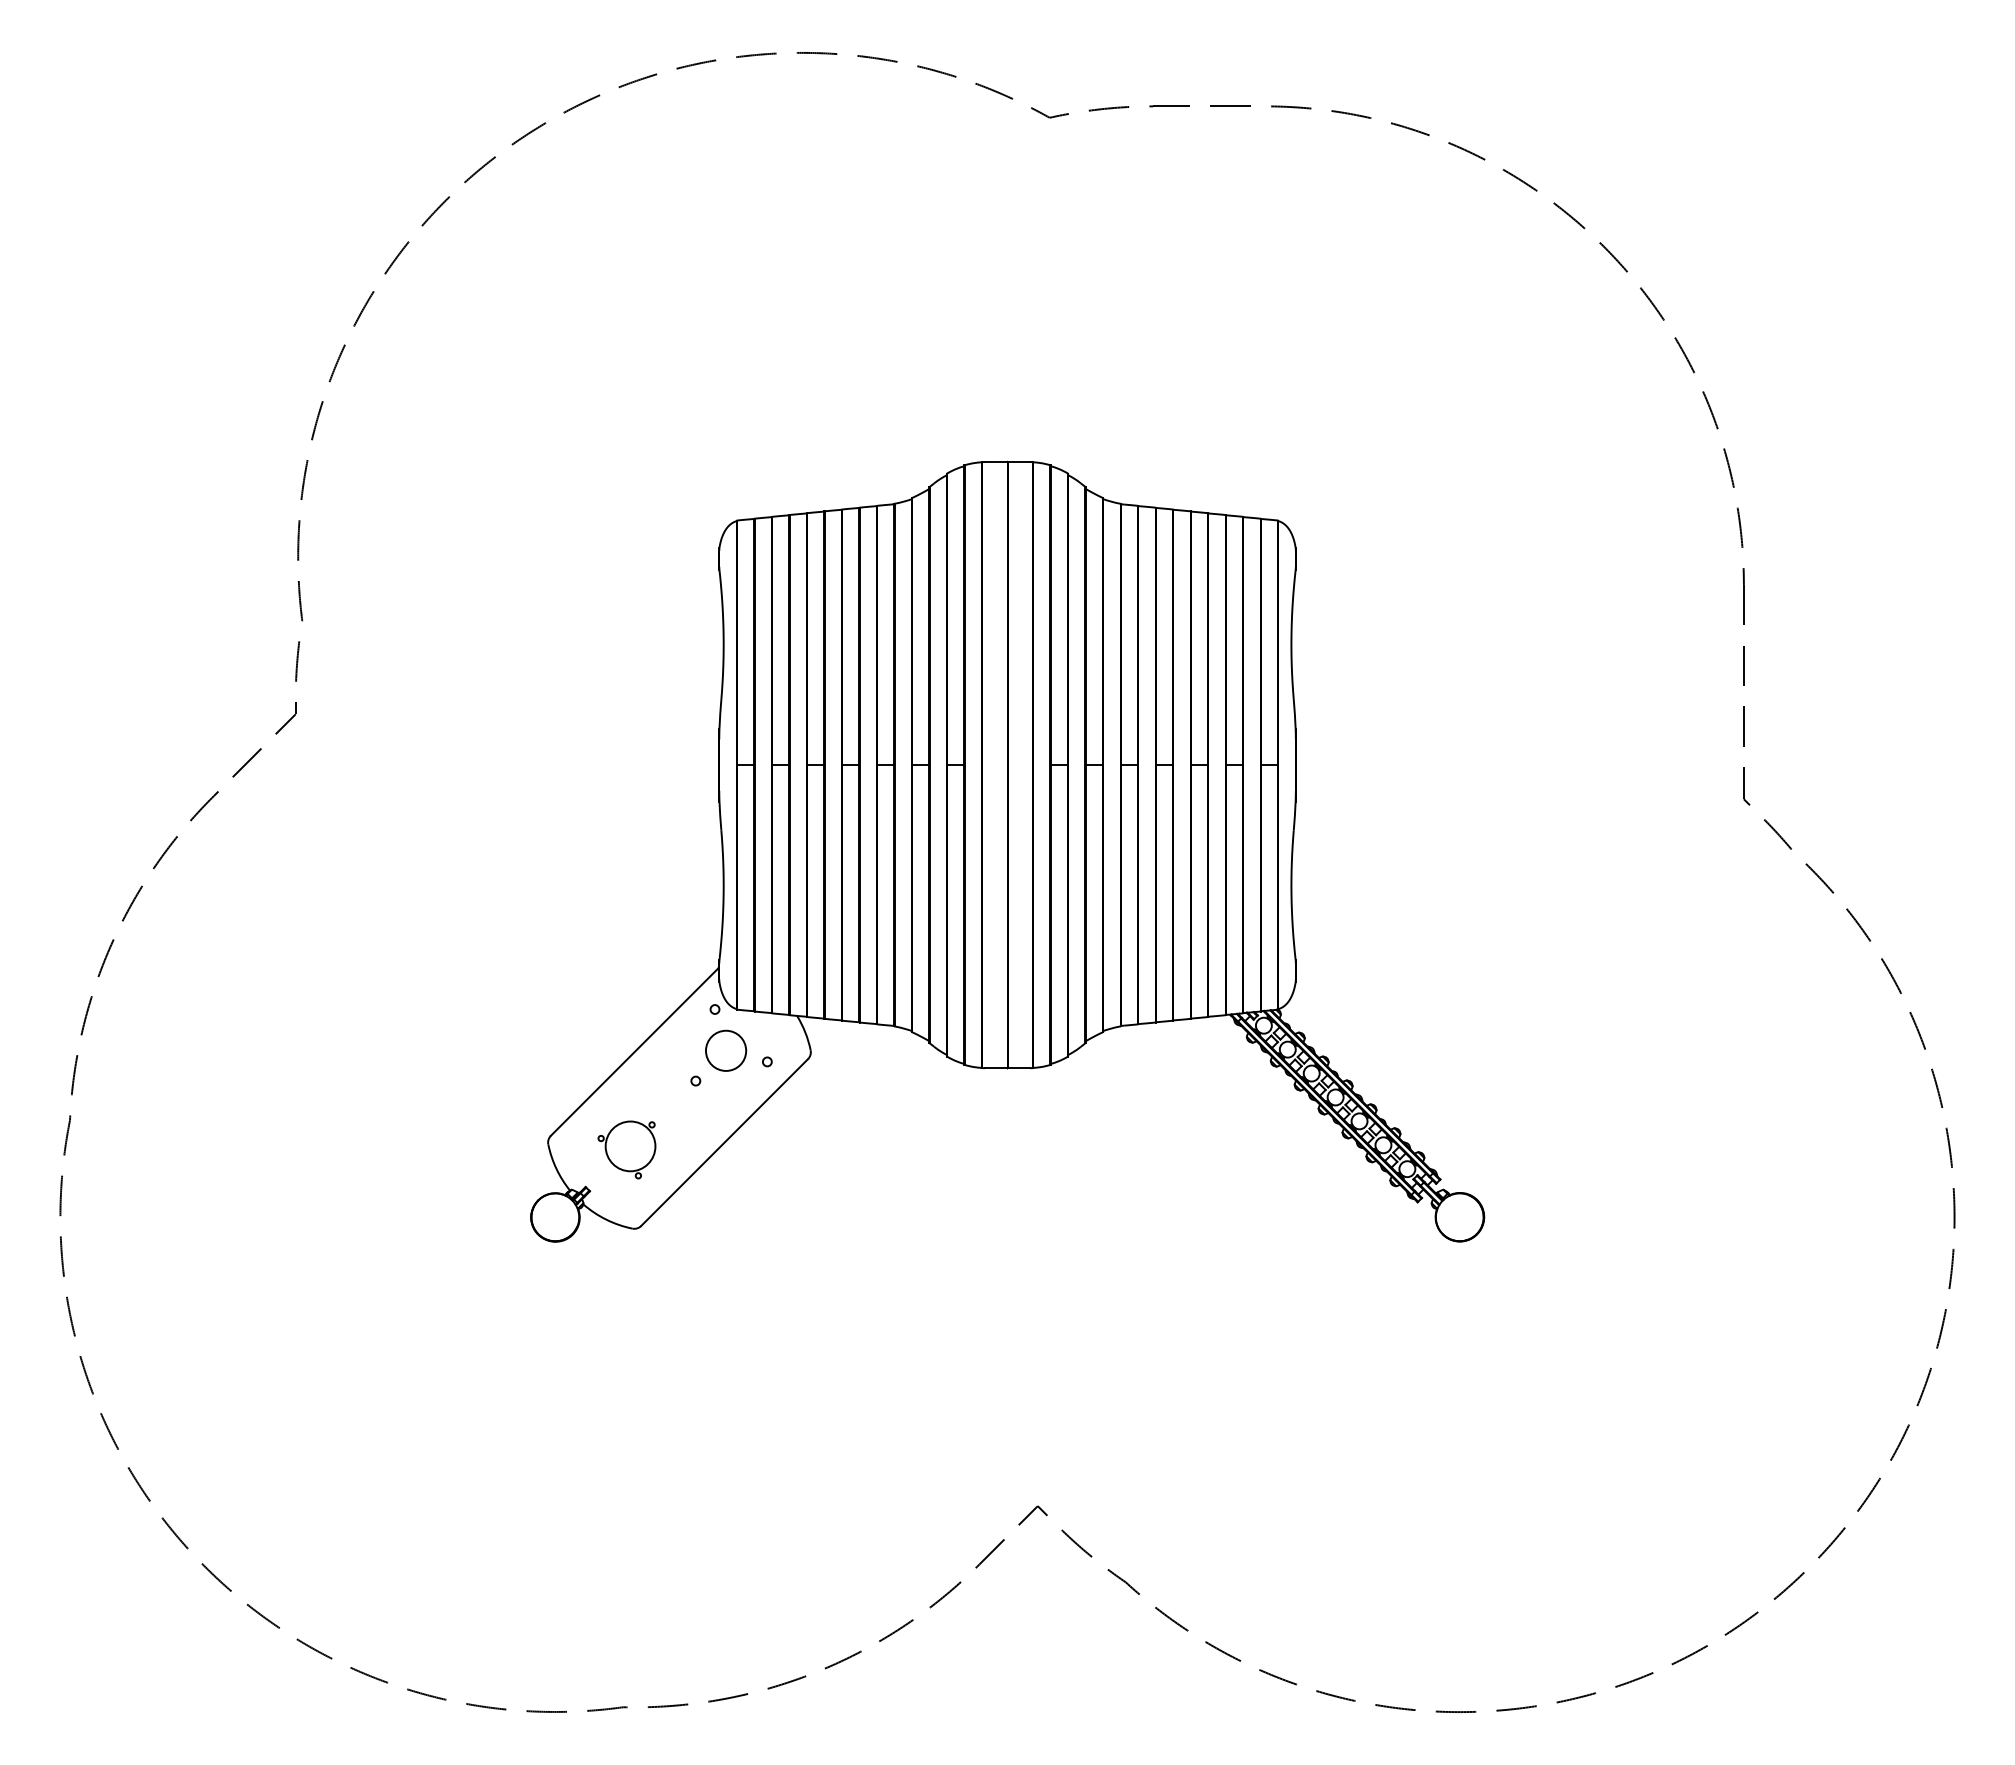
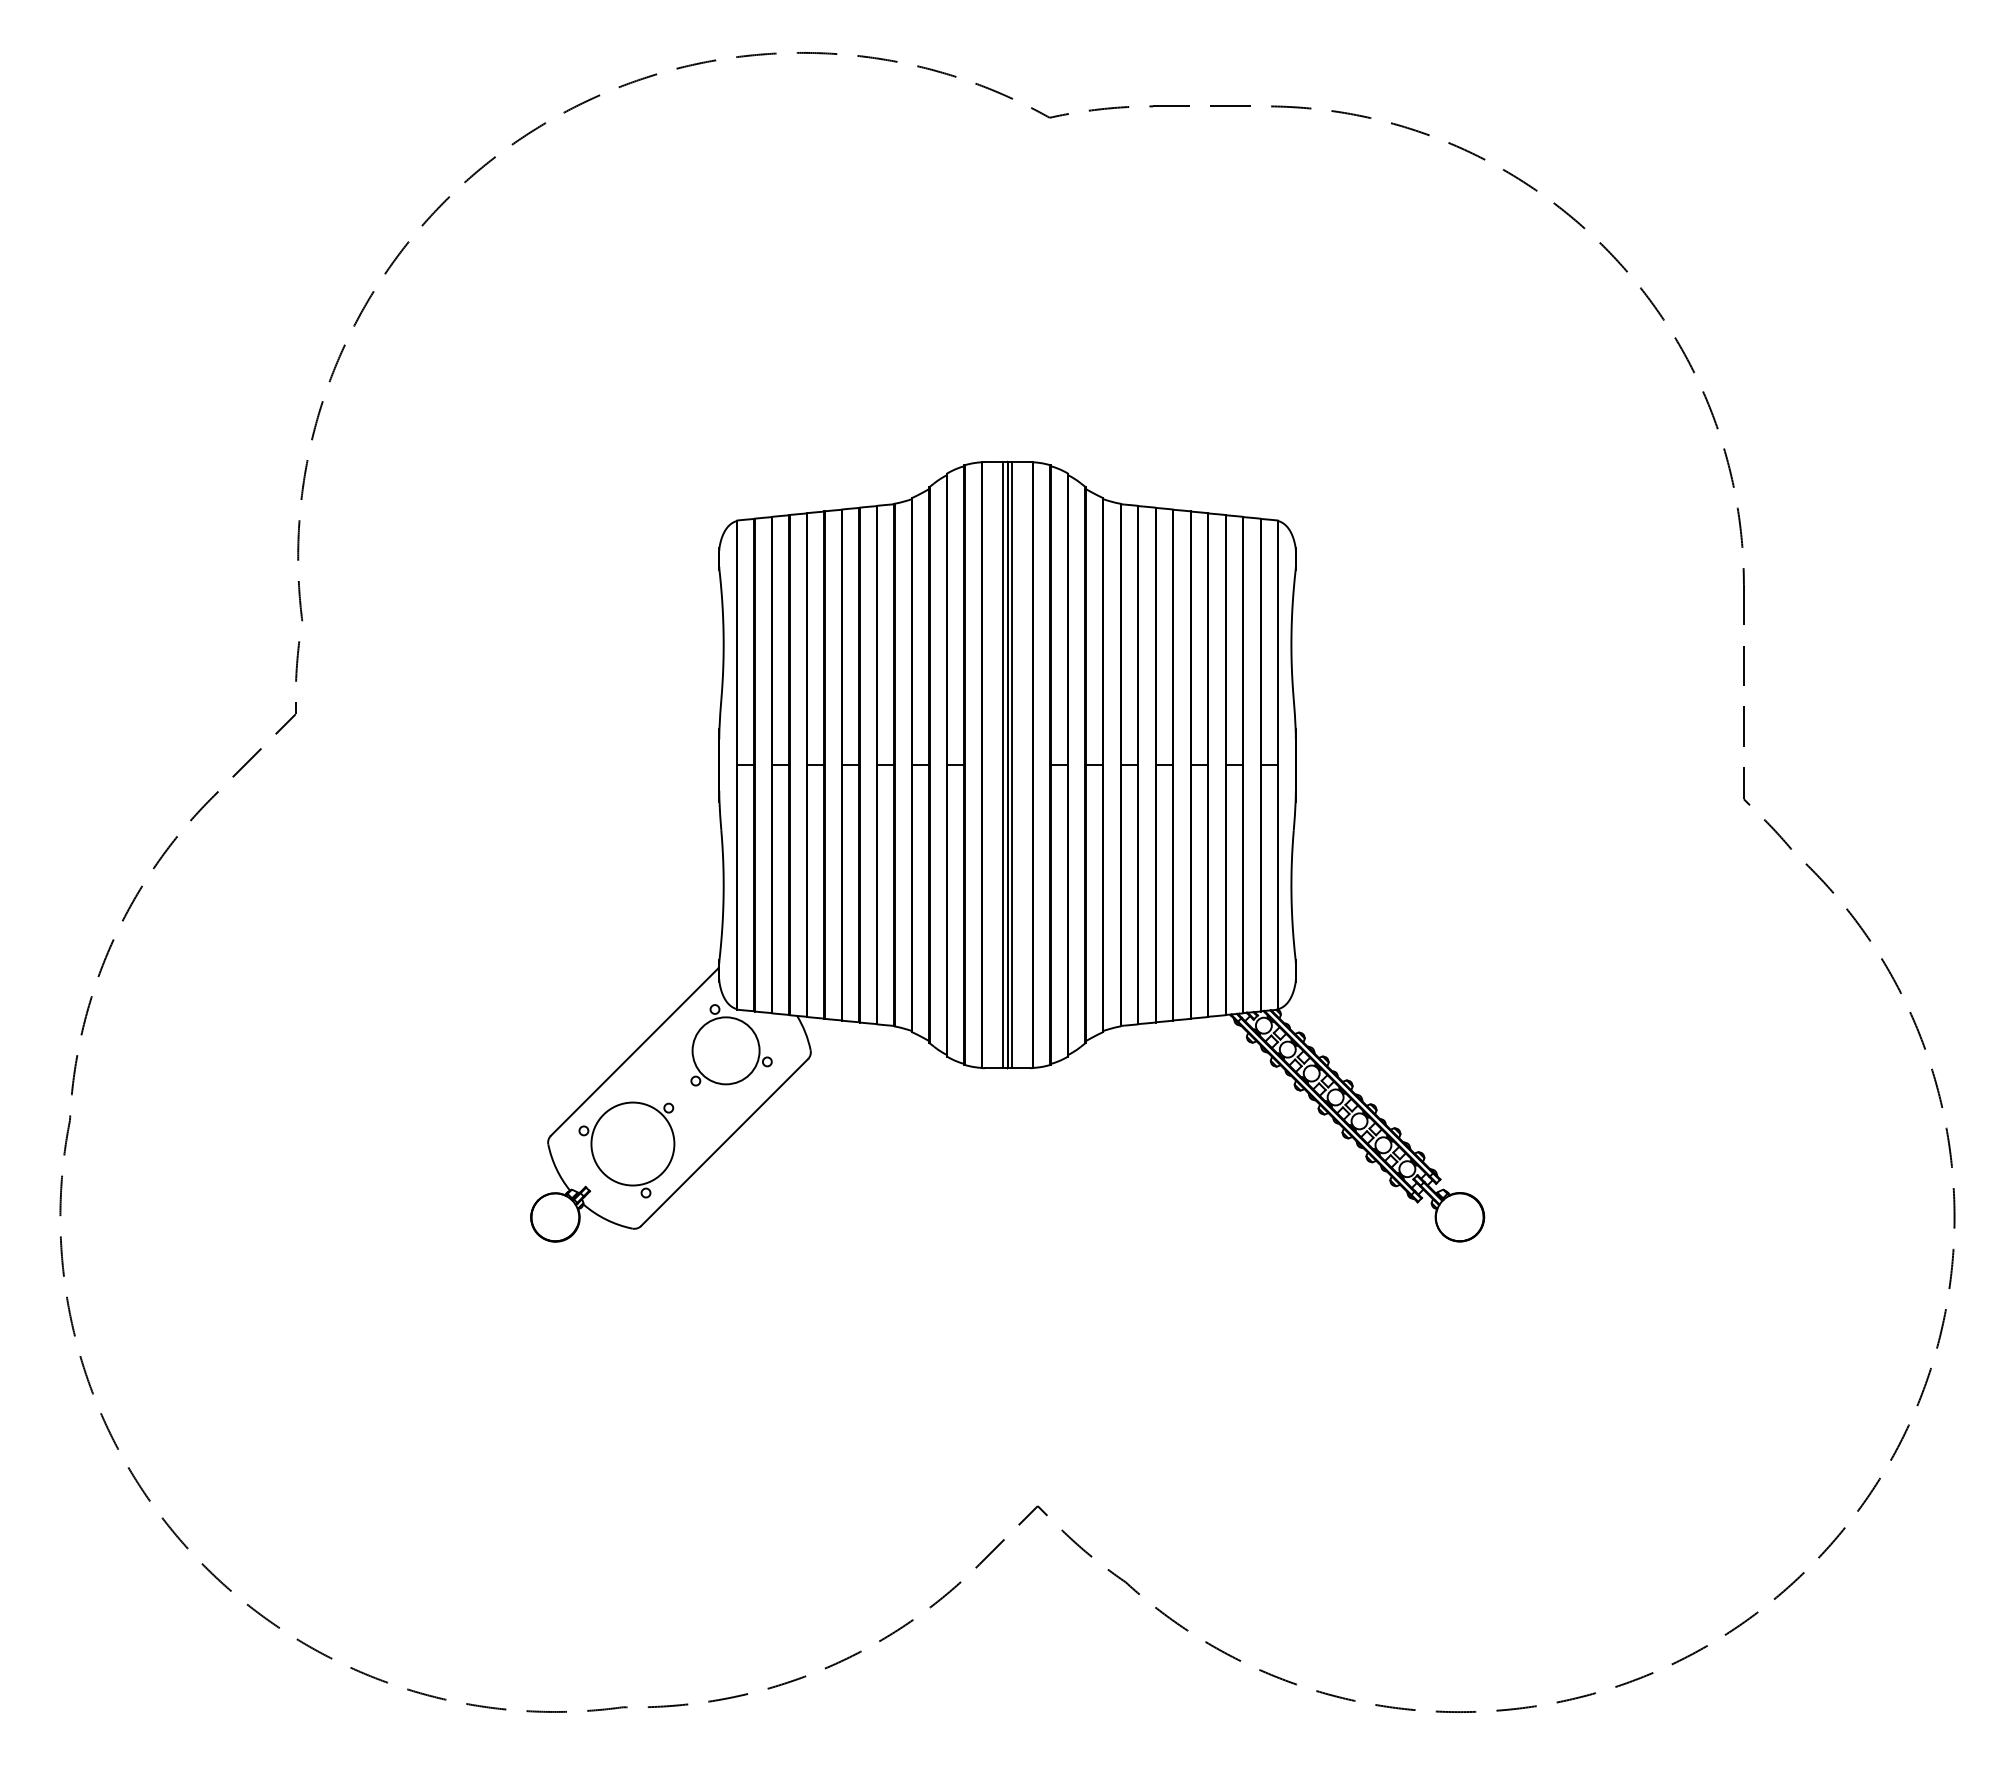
line: none -> present (1003, 765)
line: none -> present (1011, 765)
circle diameter: 40 px -> 67 px (725, 1050)
part size: 60x60 px -> 98x98 px (626, 1149)
